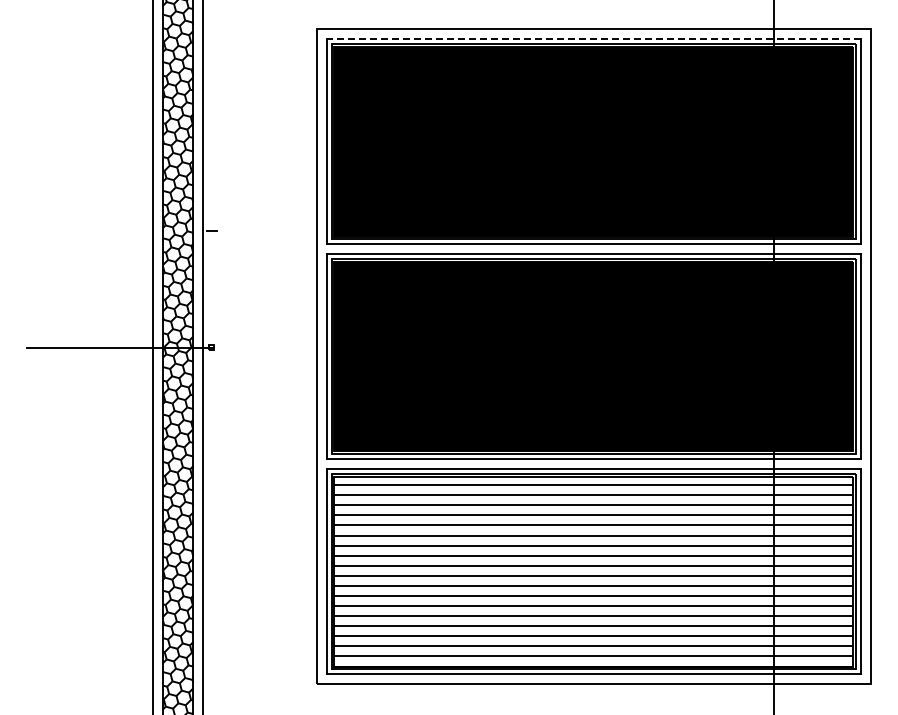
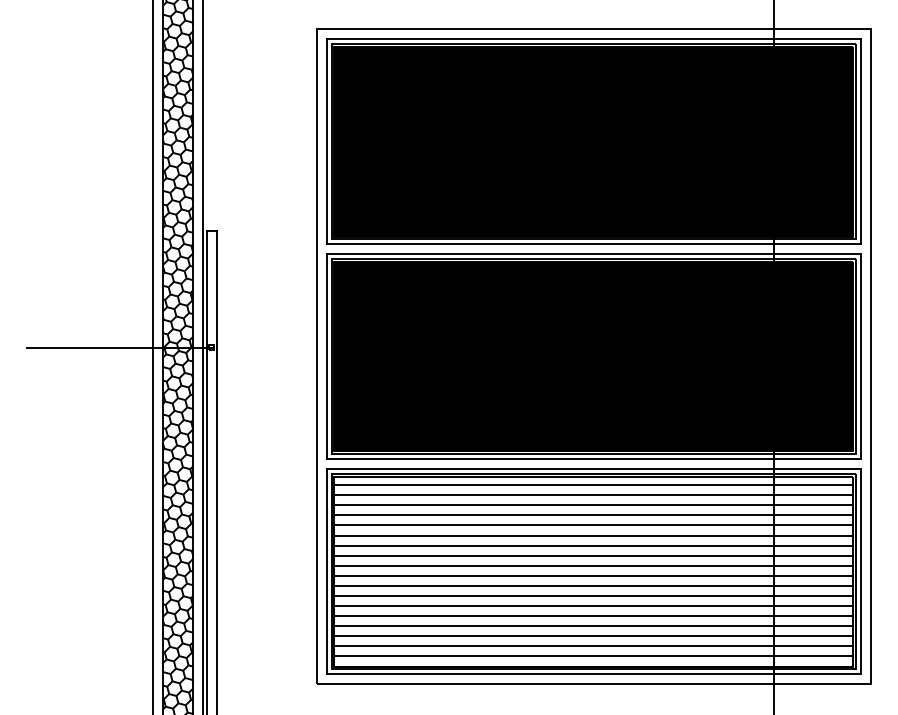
line: dashed -> solid (593, 39)
line: none -> present (206, 470)
line: none -> present (216, 470)
